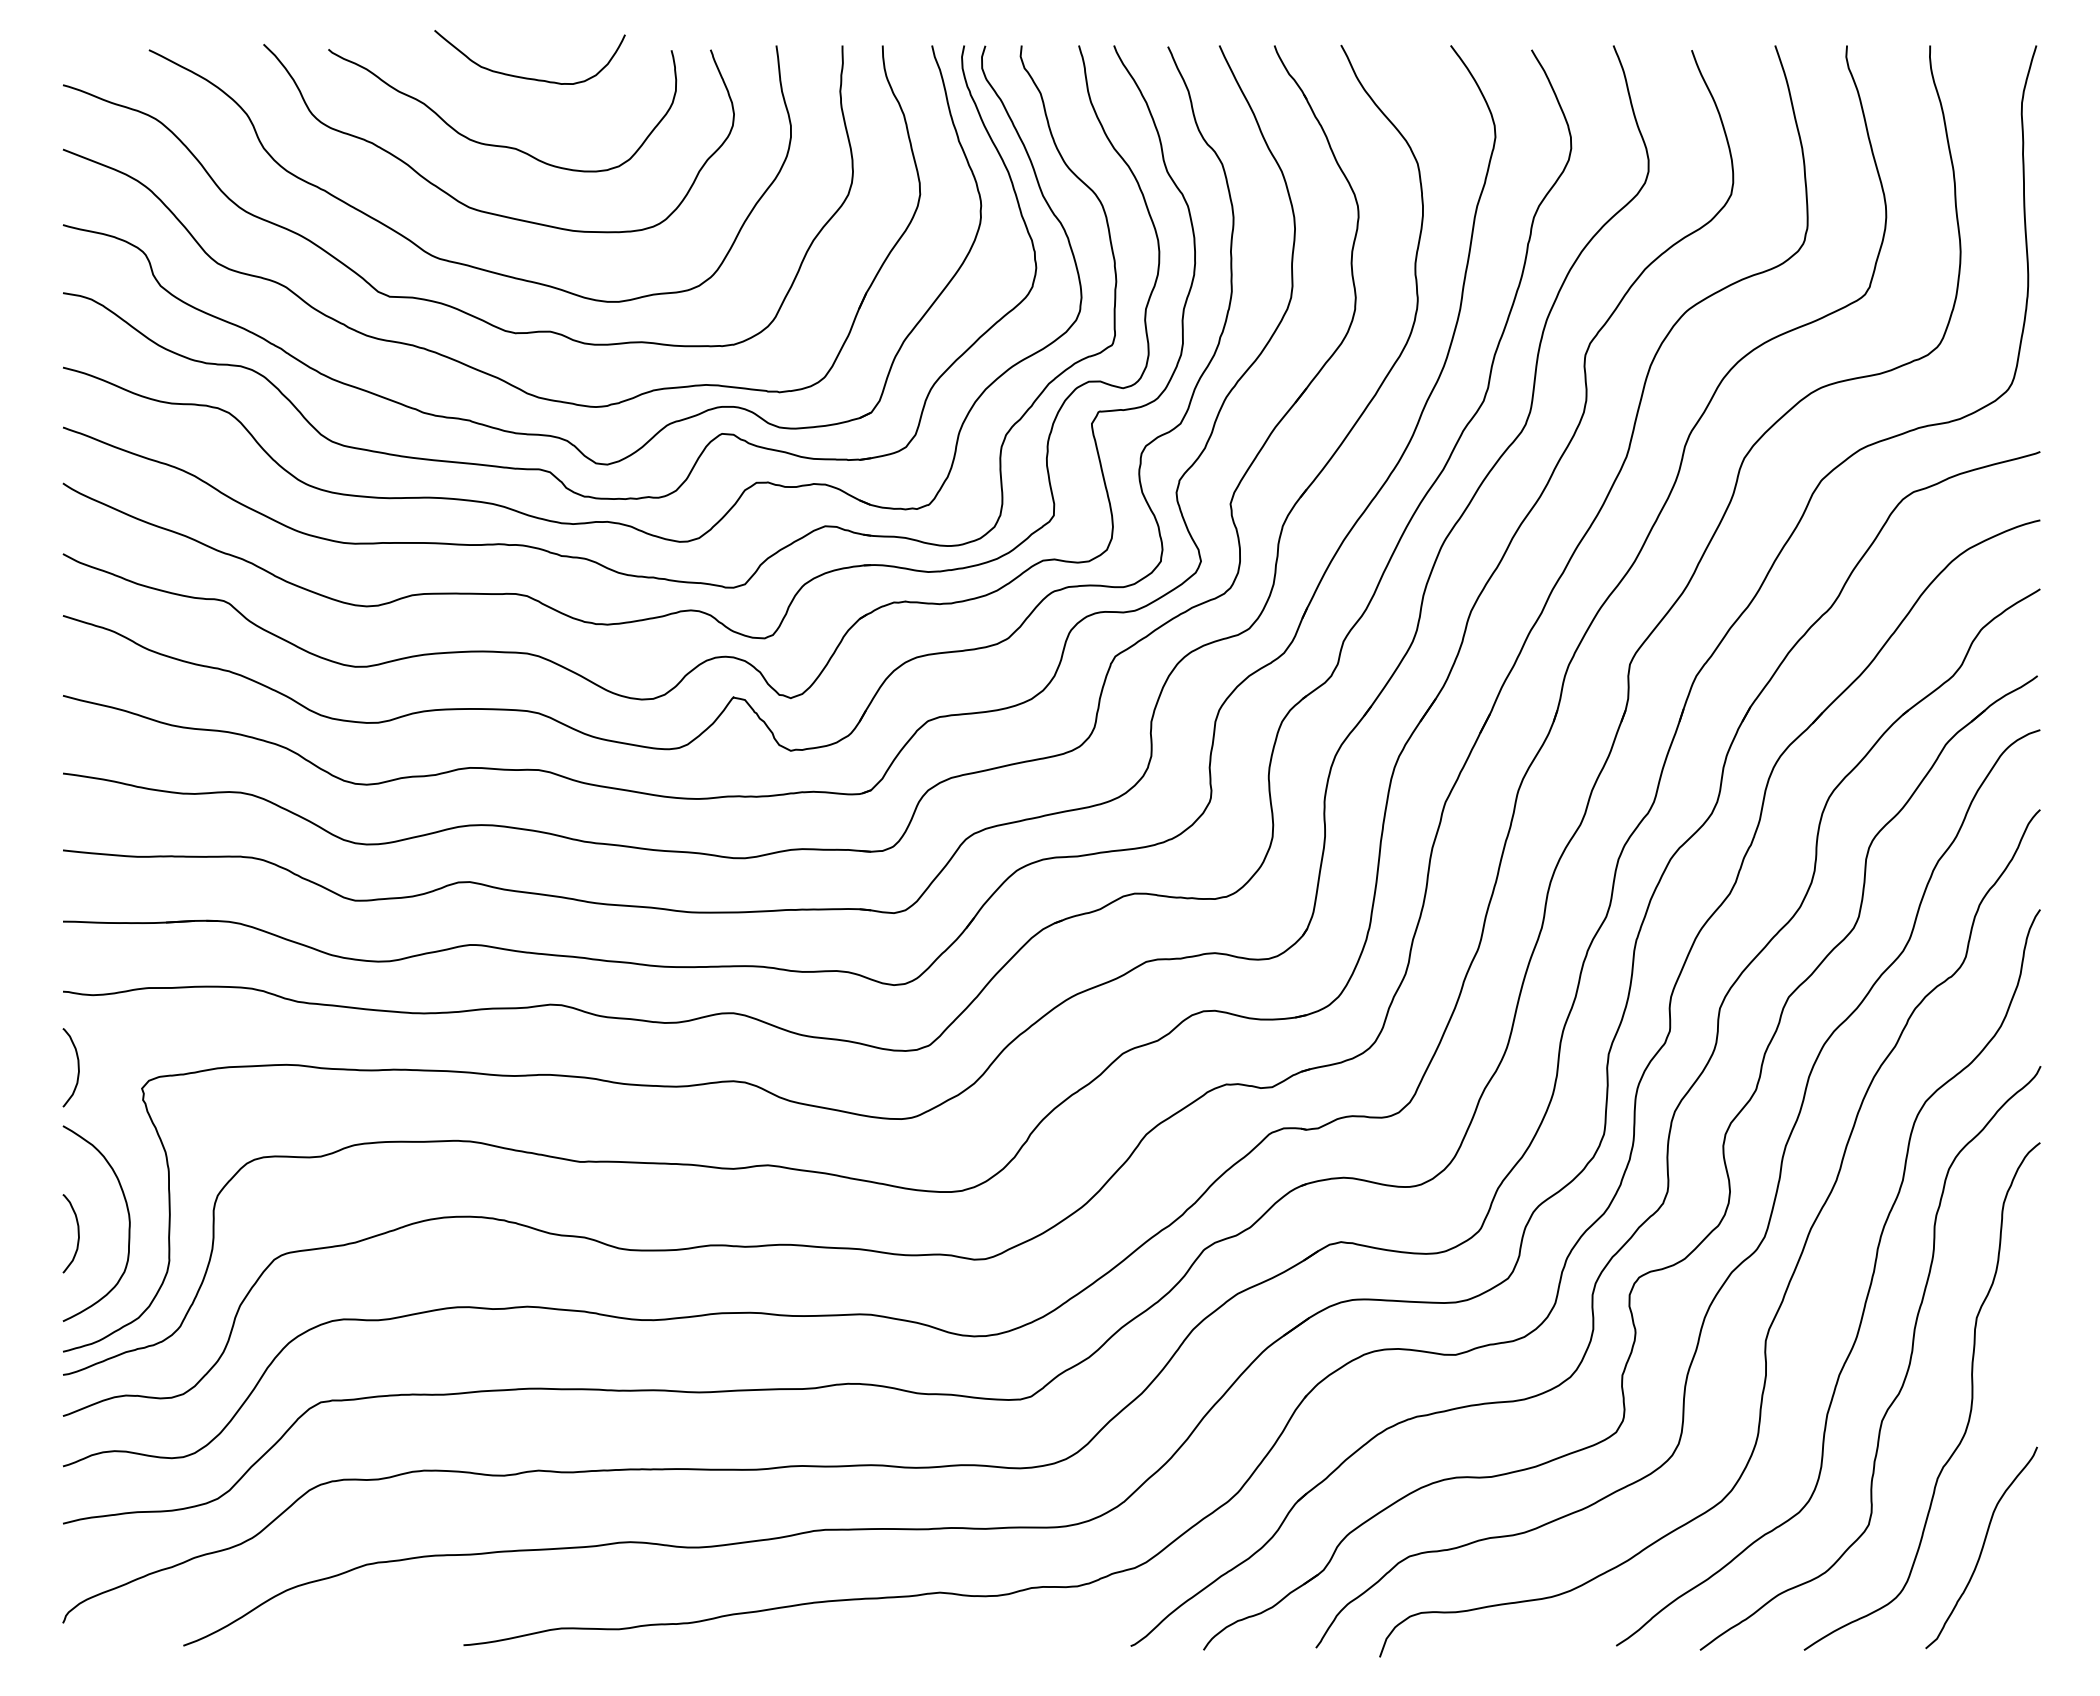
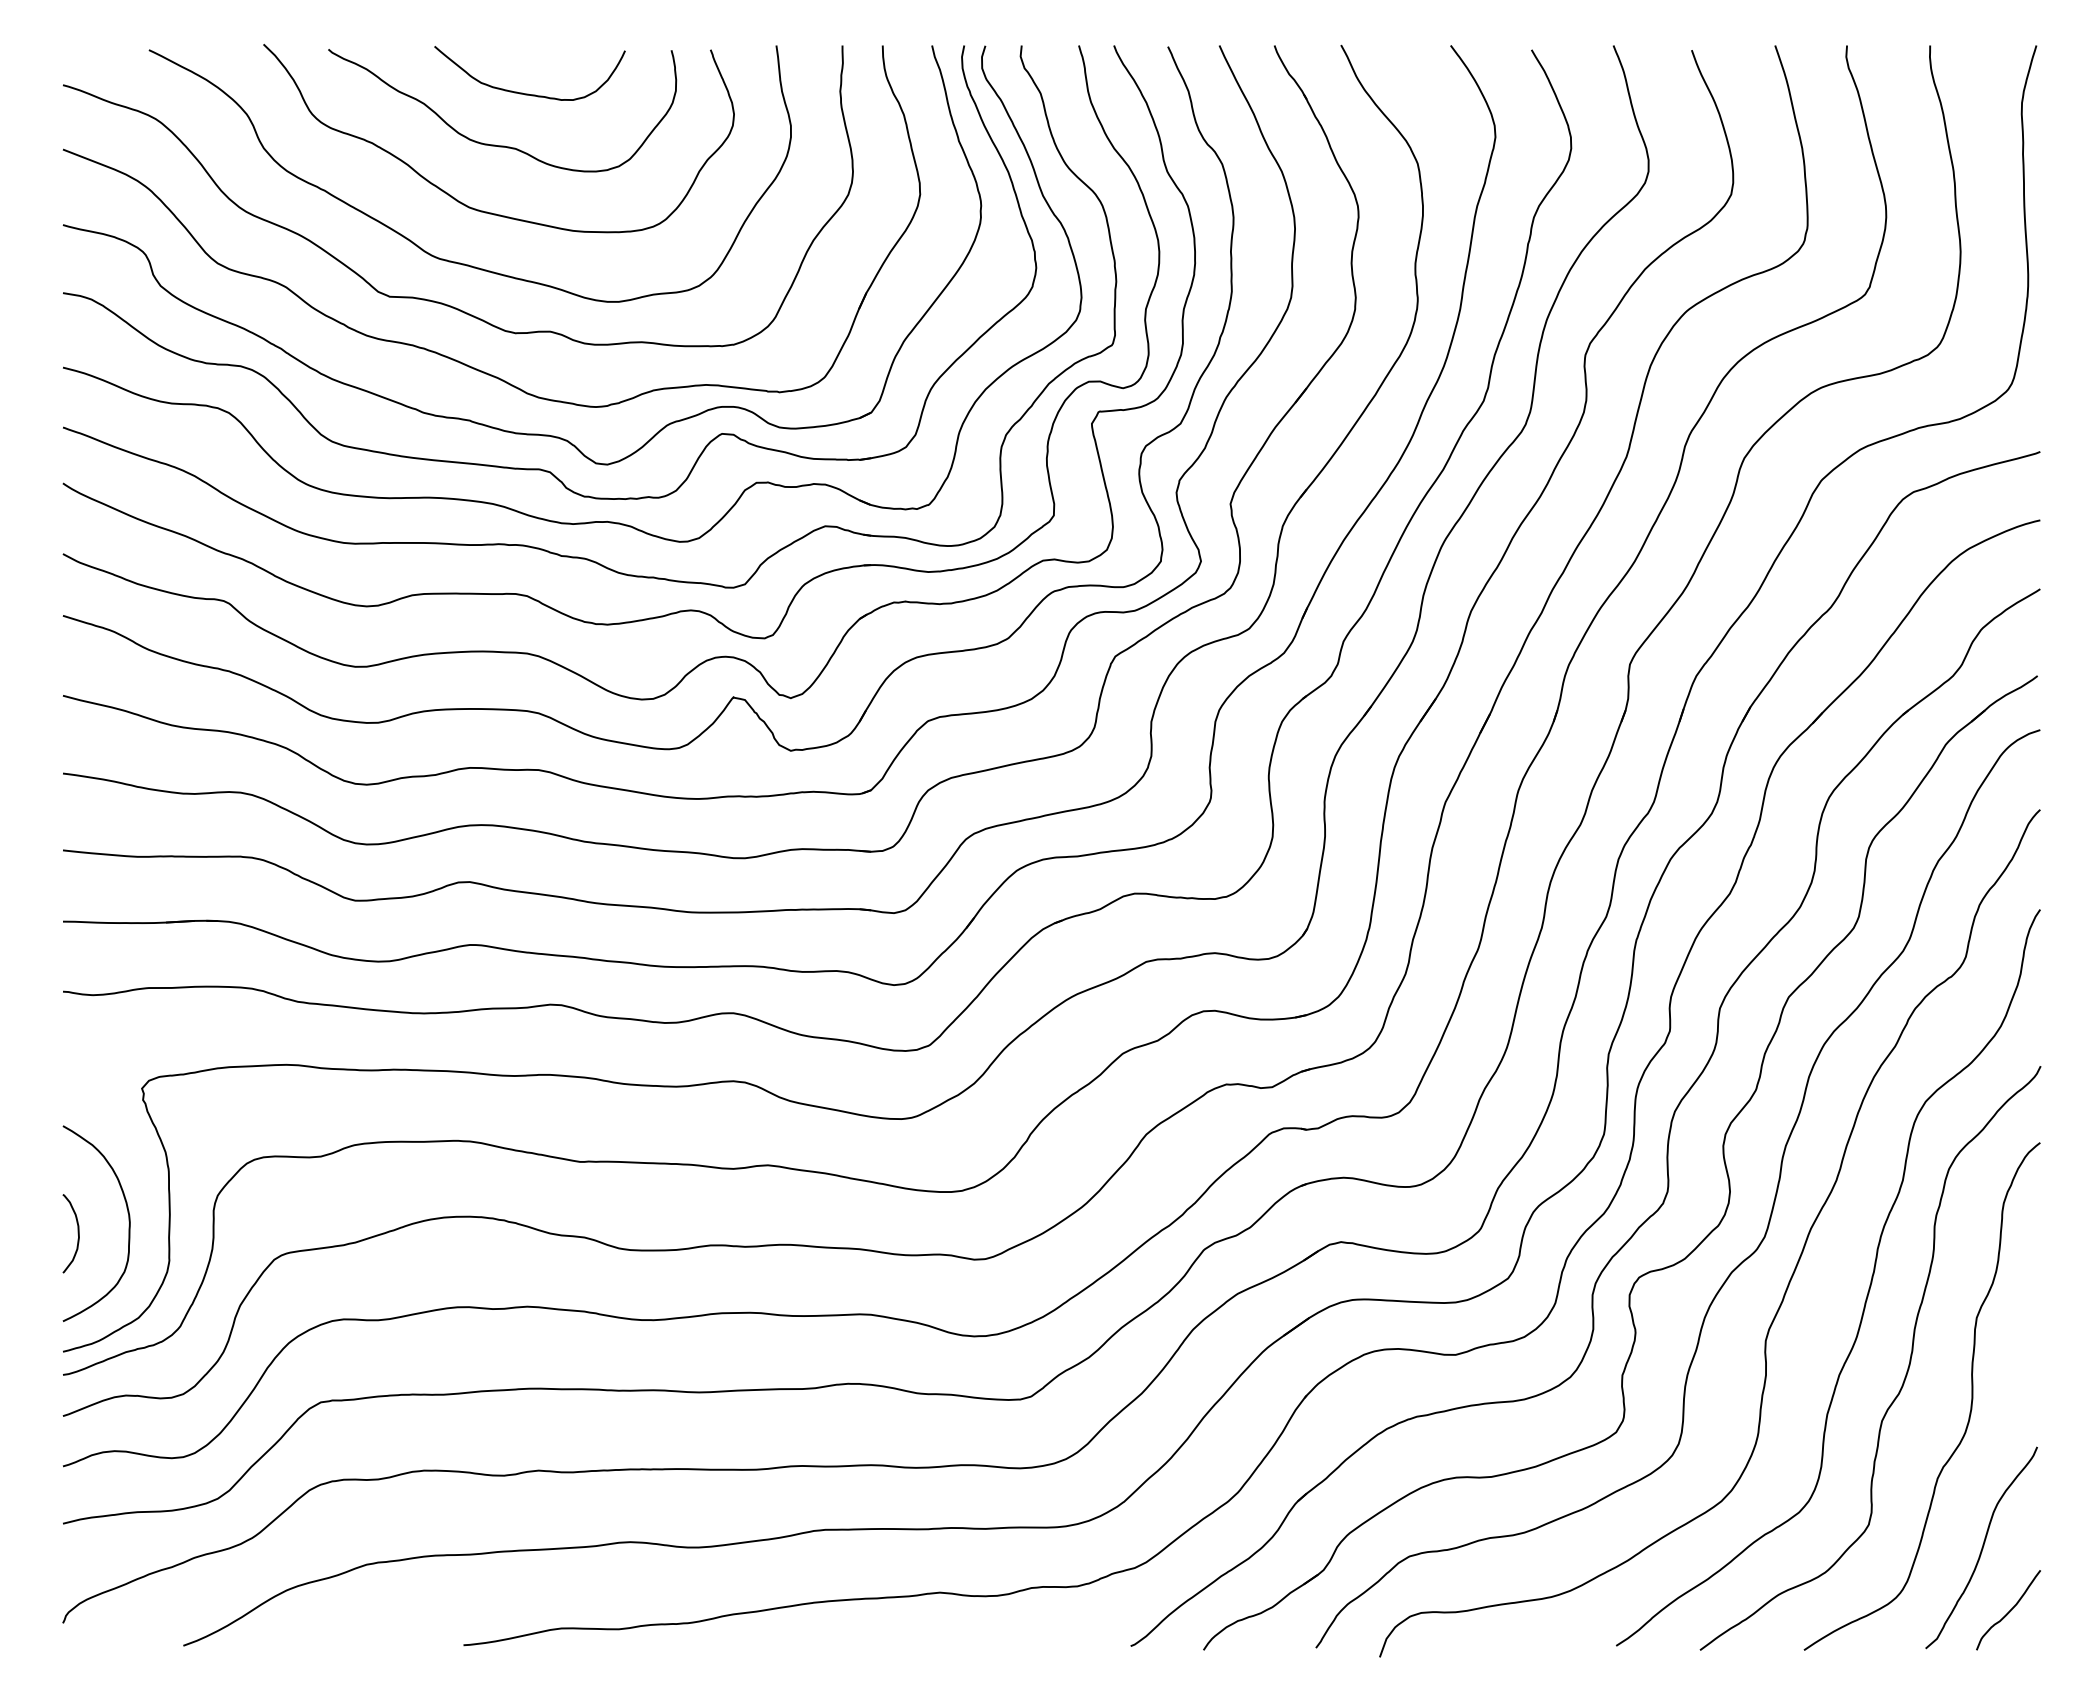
curve position: (528, 77) -> (528, 93) (528, 93)
curve: present -> none (77, 1067)
curve: none -> present (2009, 1610)
